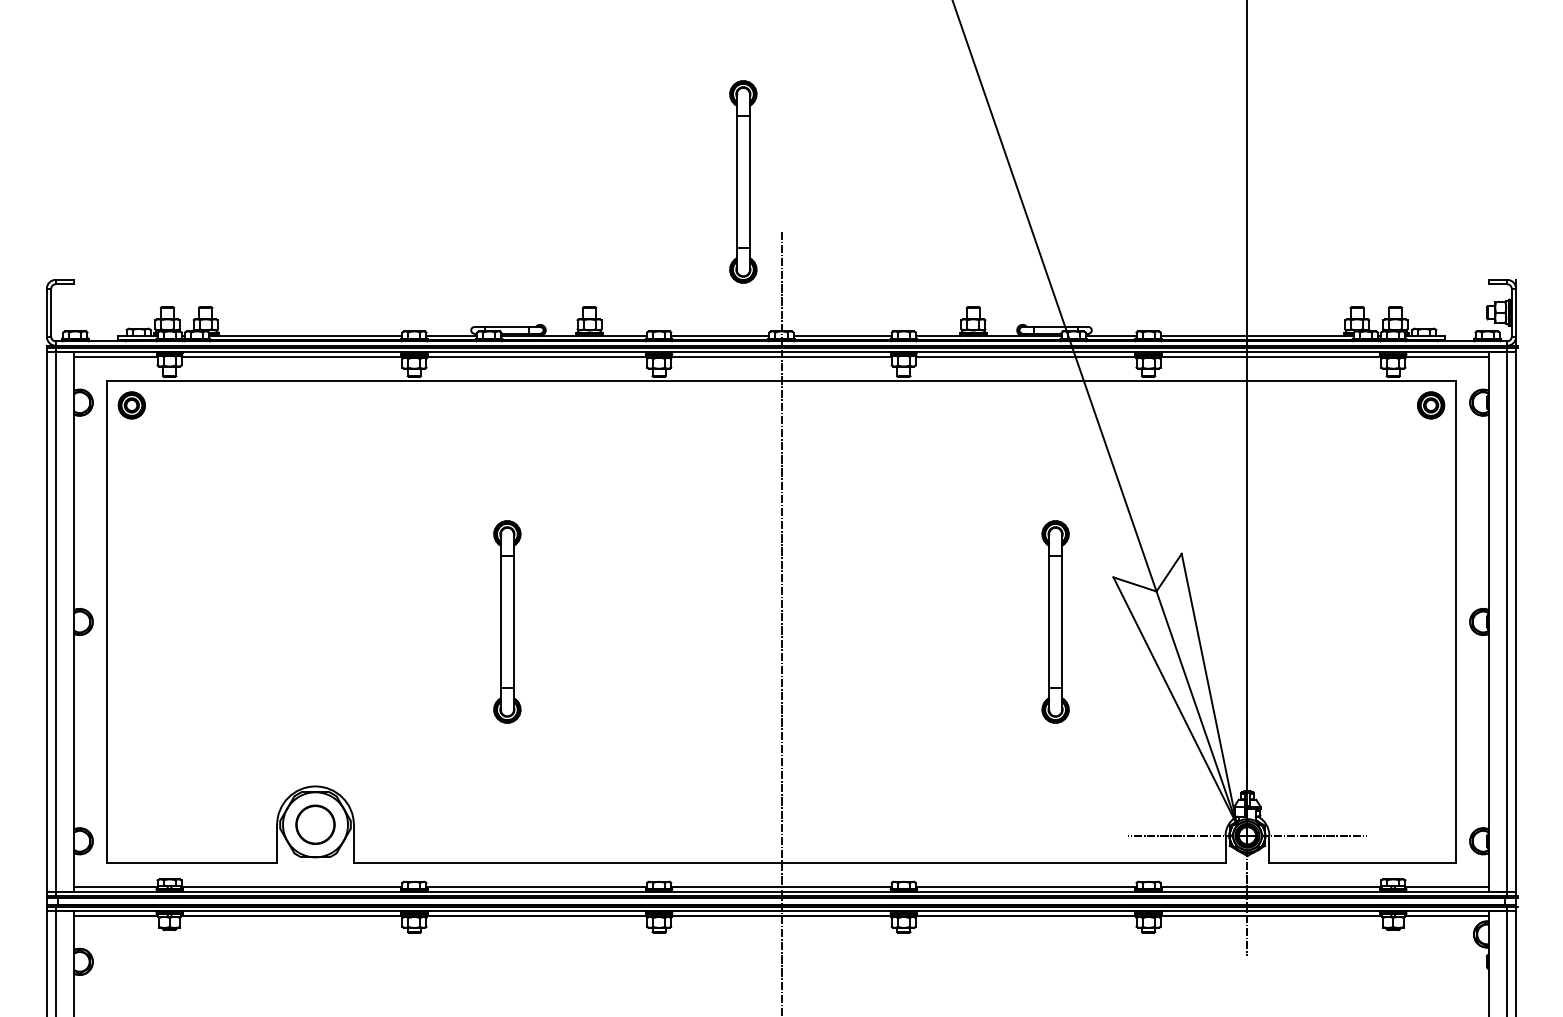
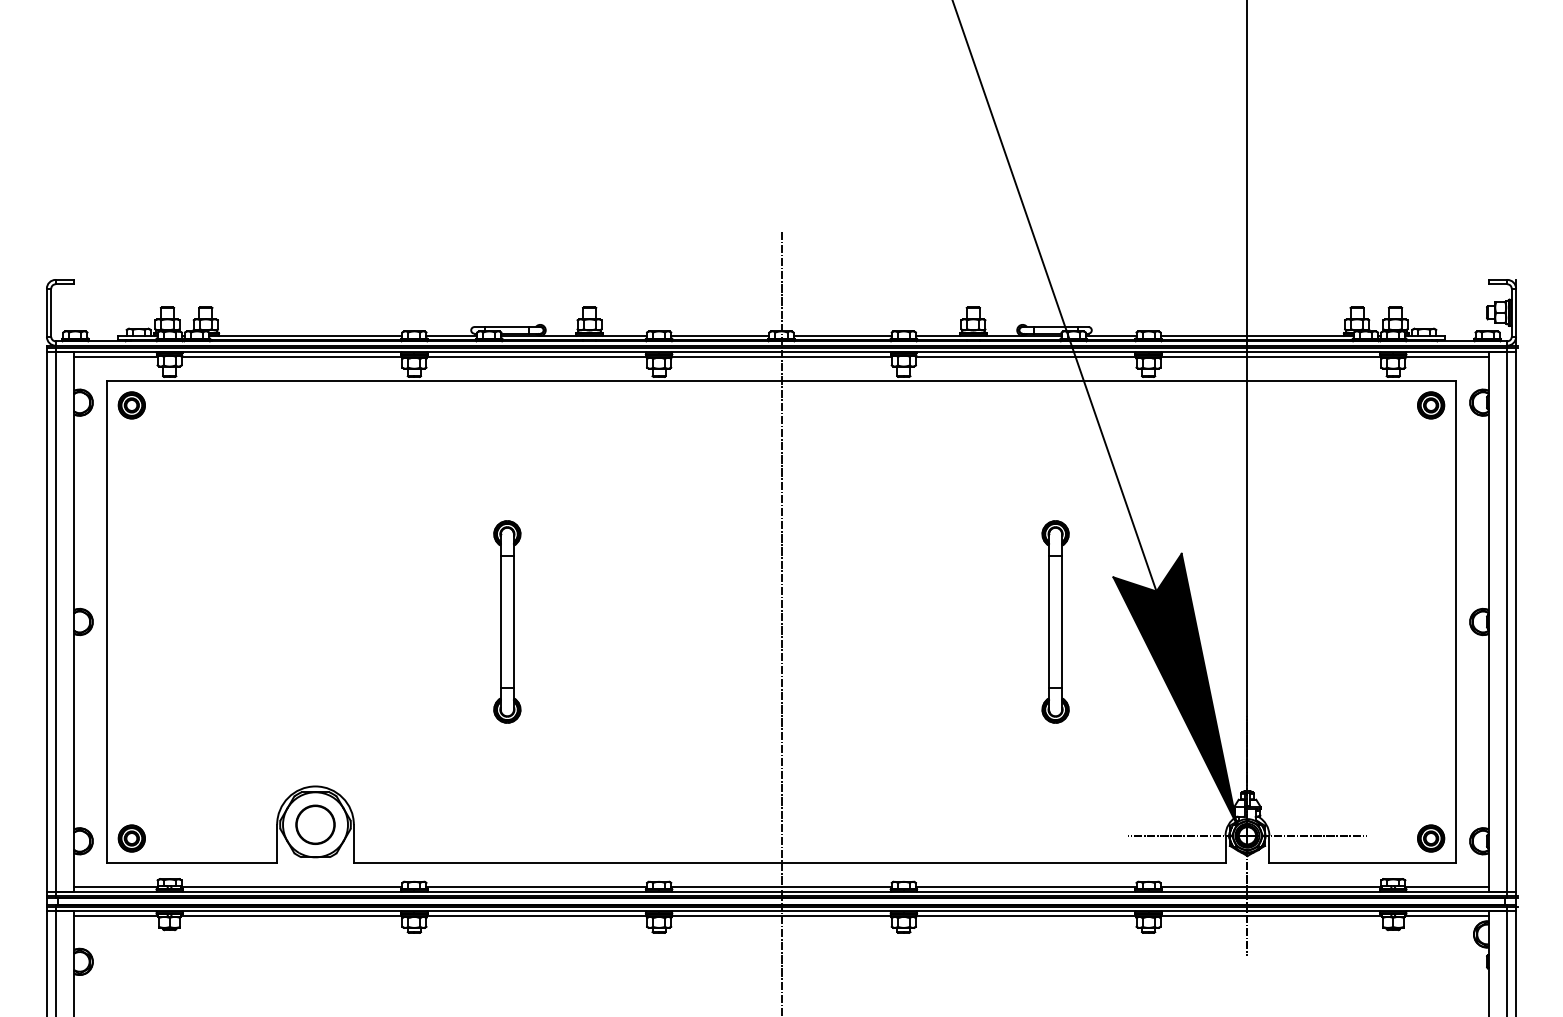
part: present -> none (743, 181)
fill: none -> present (1175, 688)
part: none -> present (131, 838)
part: none -> present (1431, 838)
